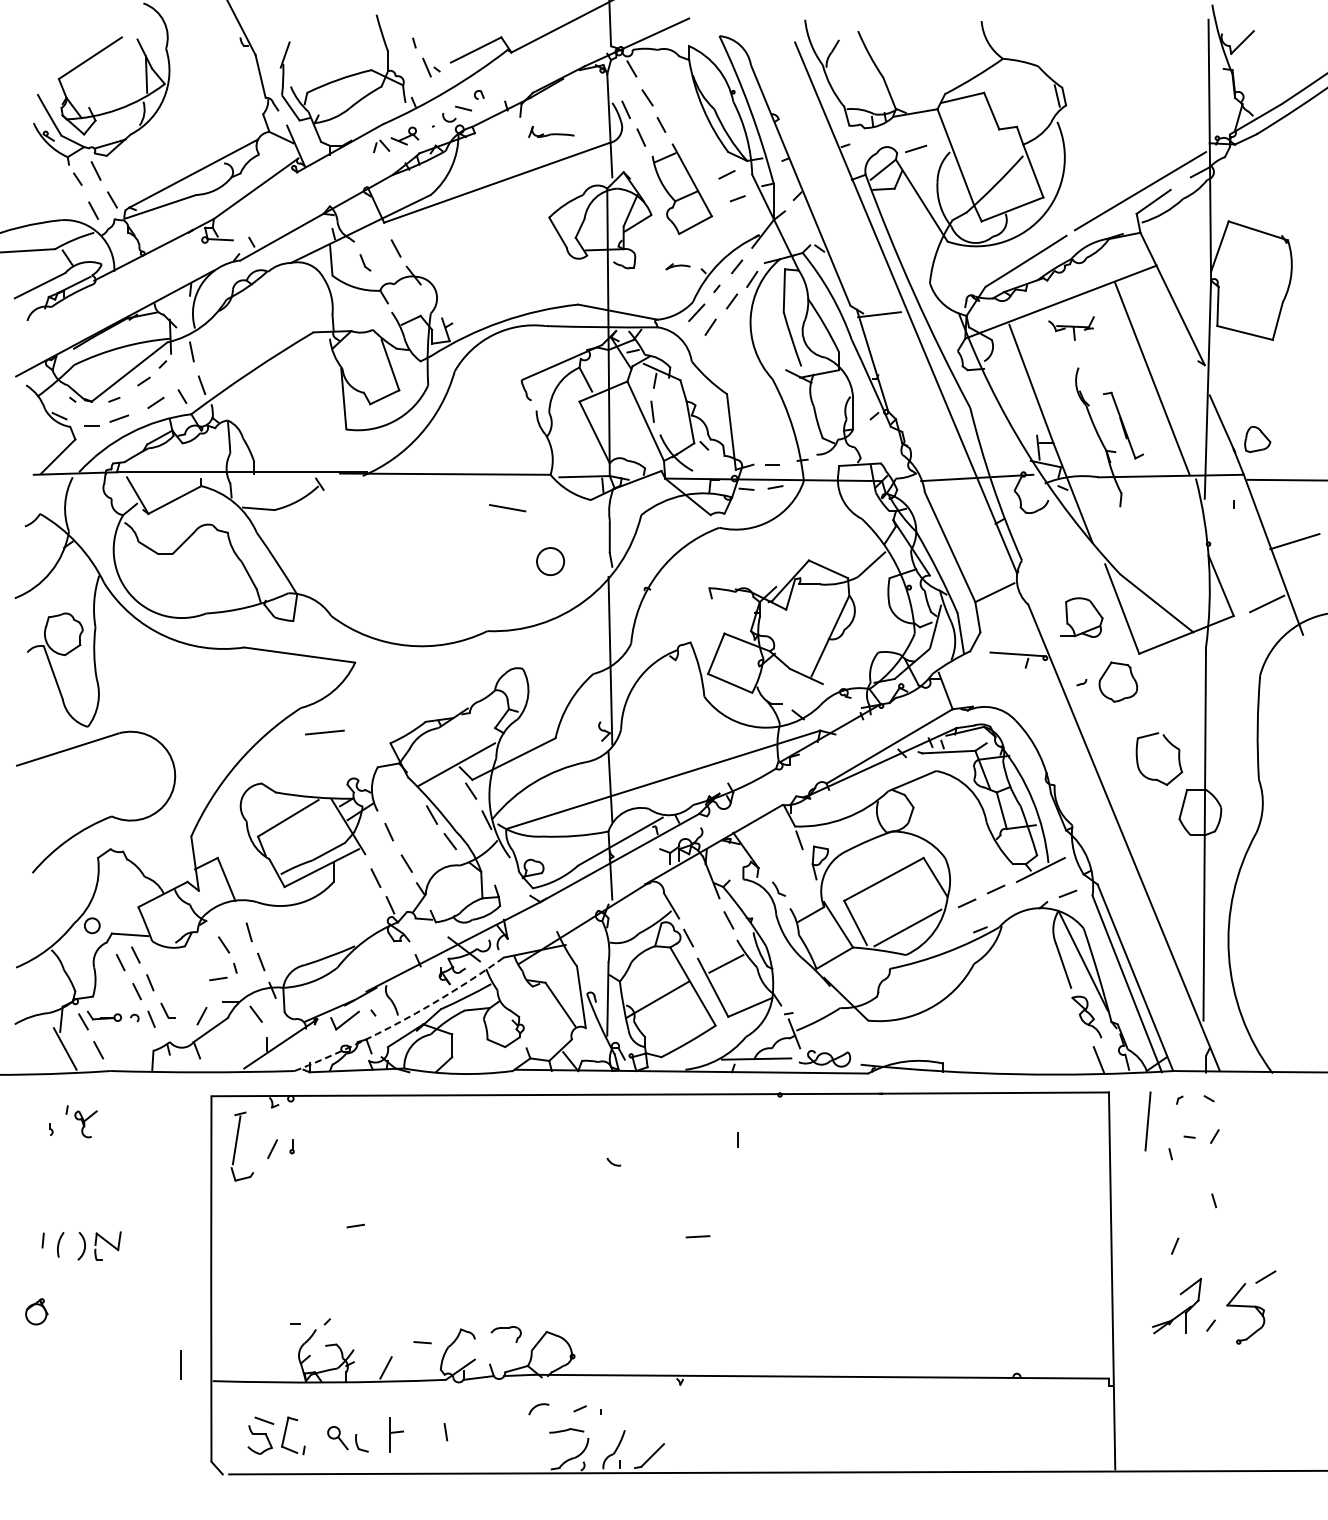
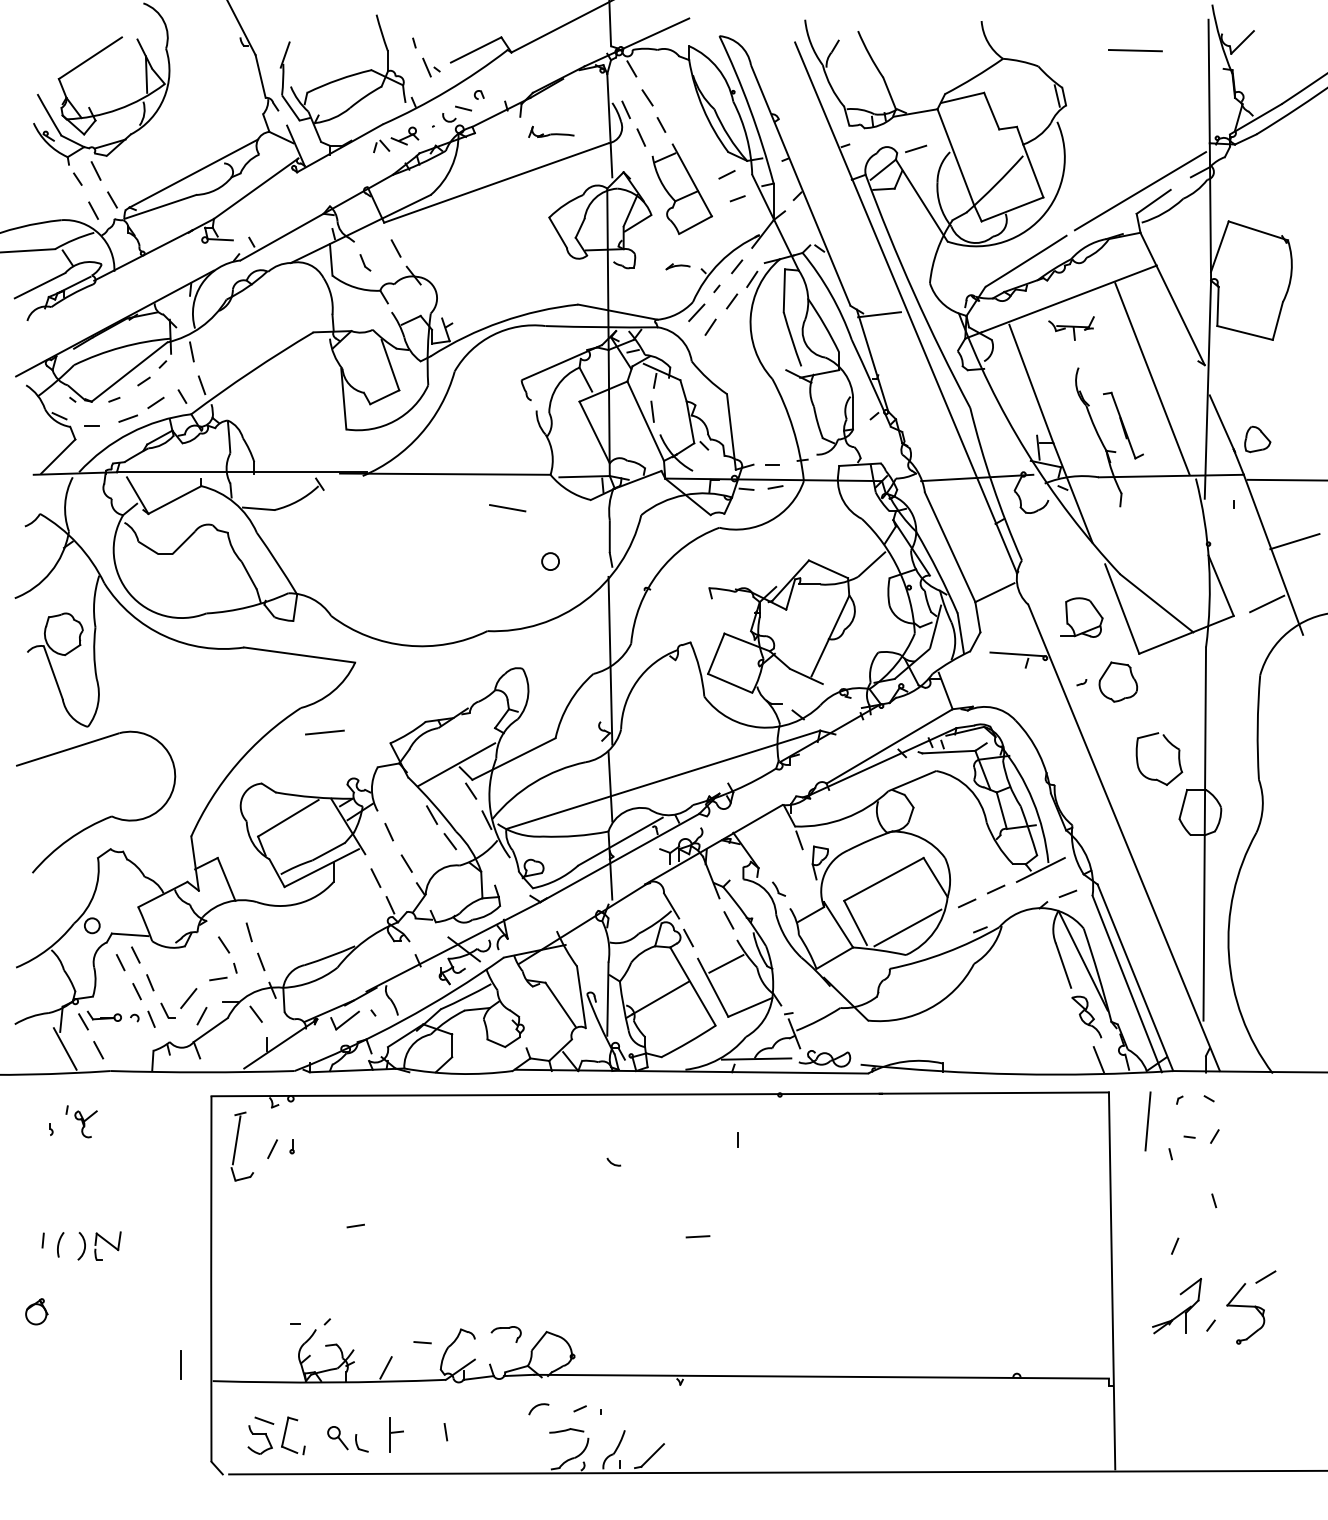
line: none -> present (1134, 50)
line position: (118, 418) -> (127, 418) (127, 418)
circle diameter: 27 px -> 17 px (550, 561)
line: none -> present (188, 998)
arc: dashed -> solid (402, 1020)
